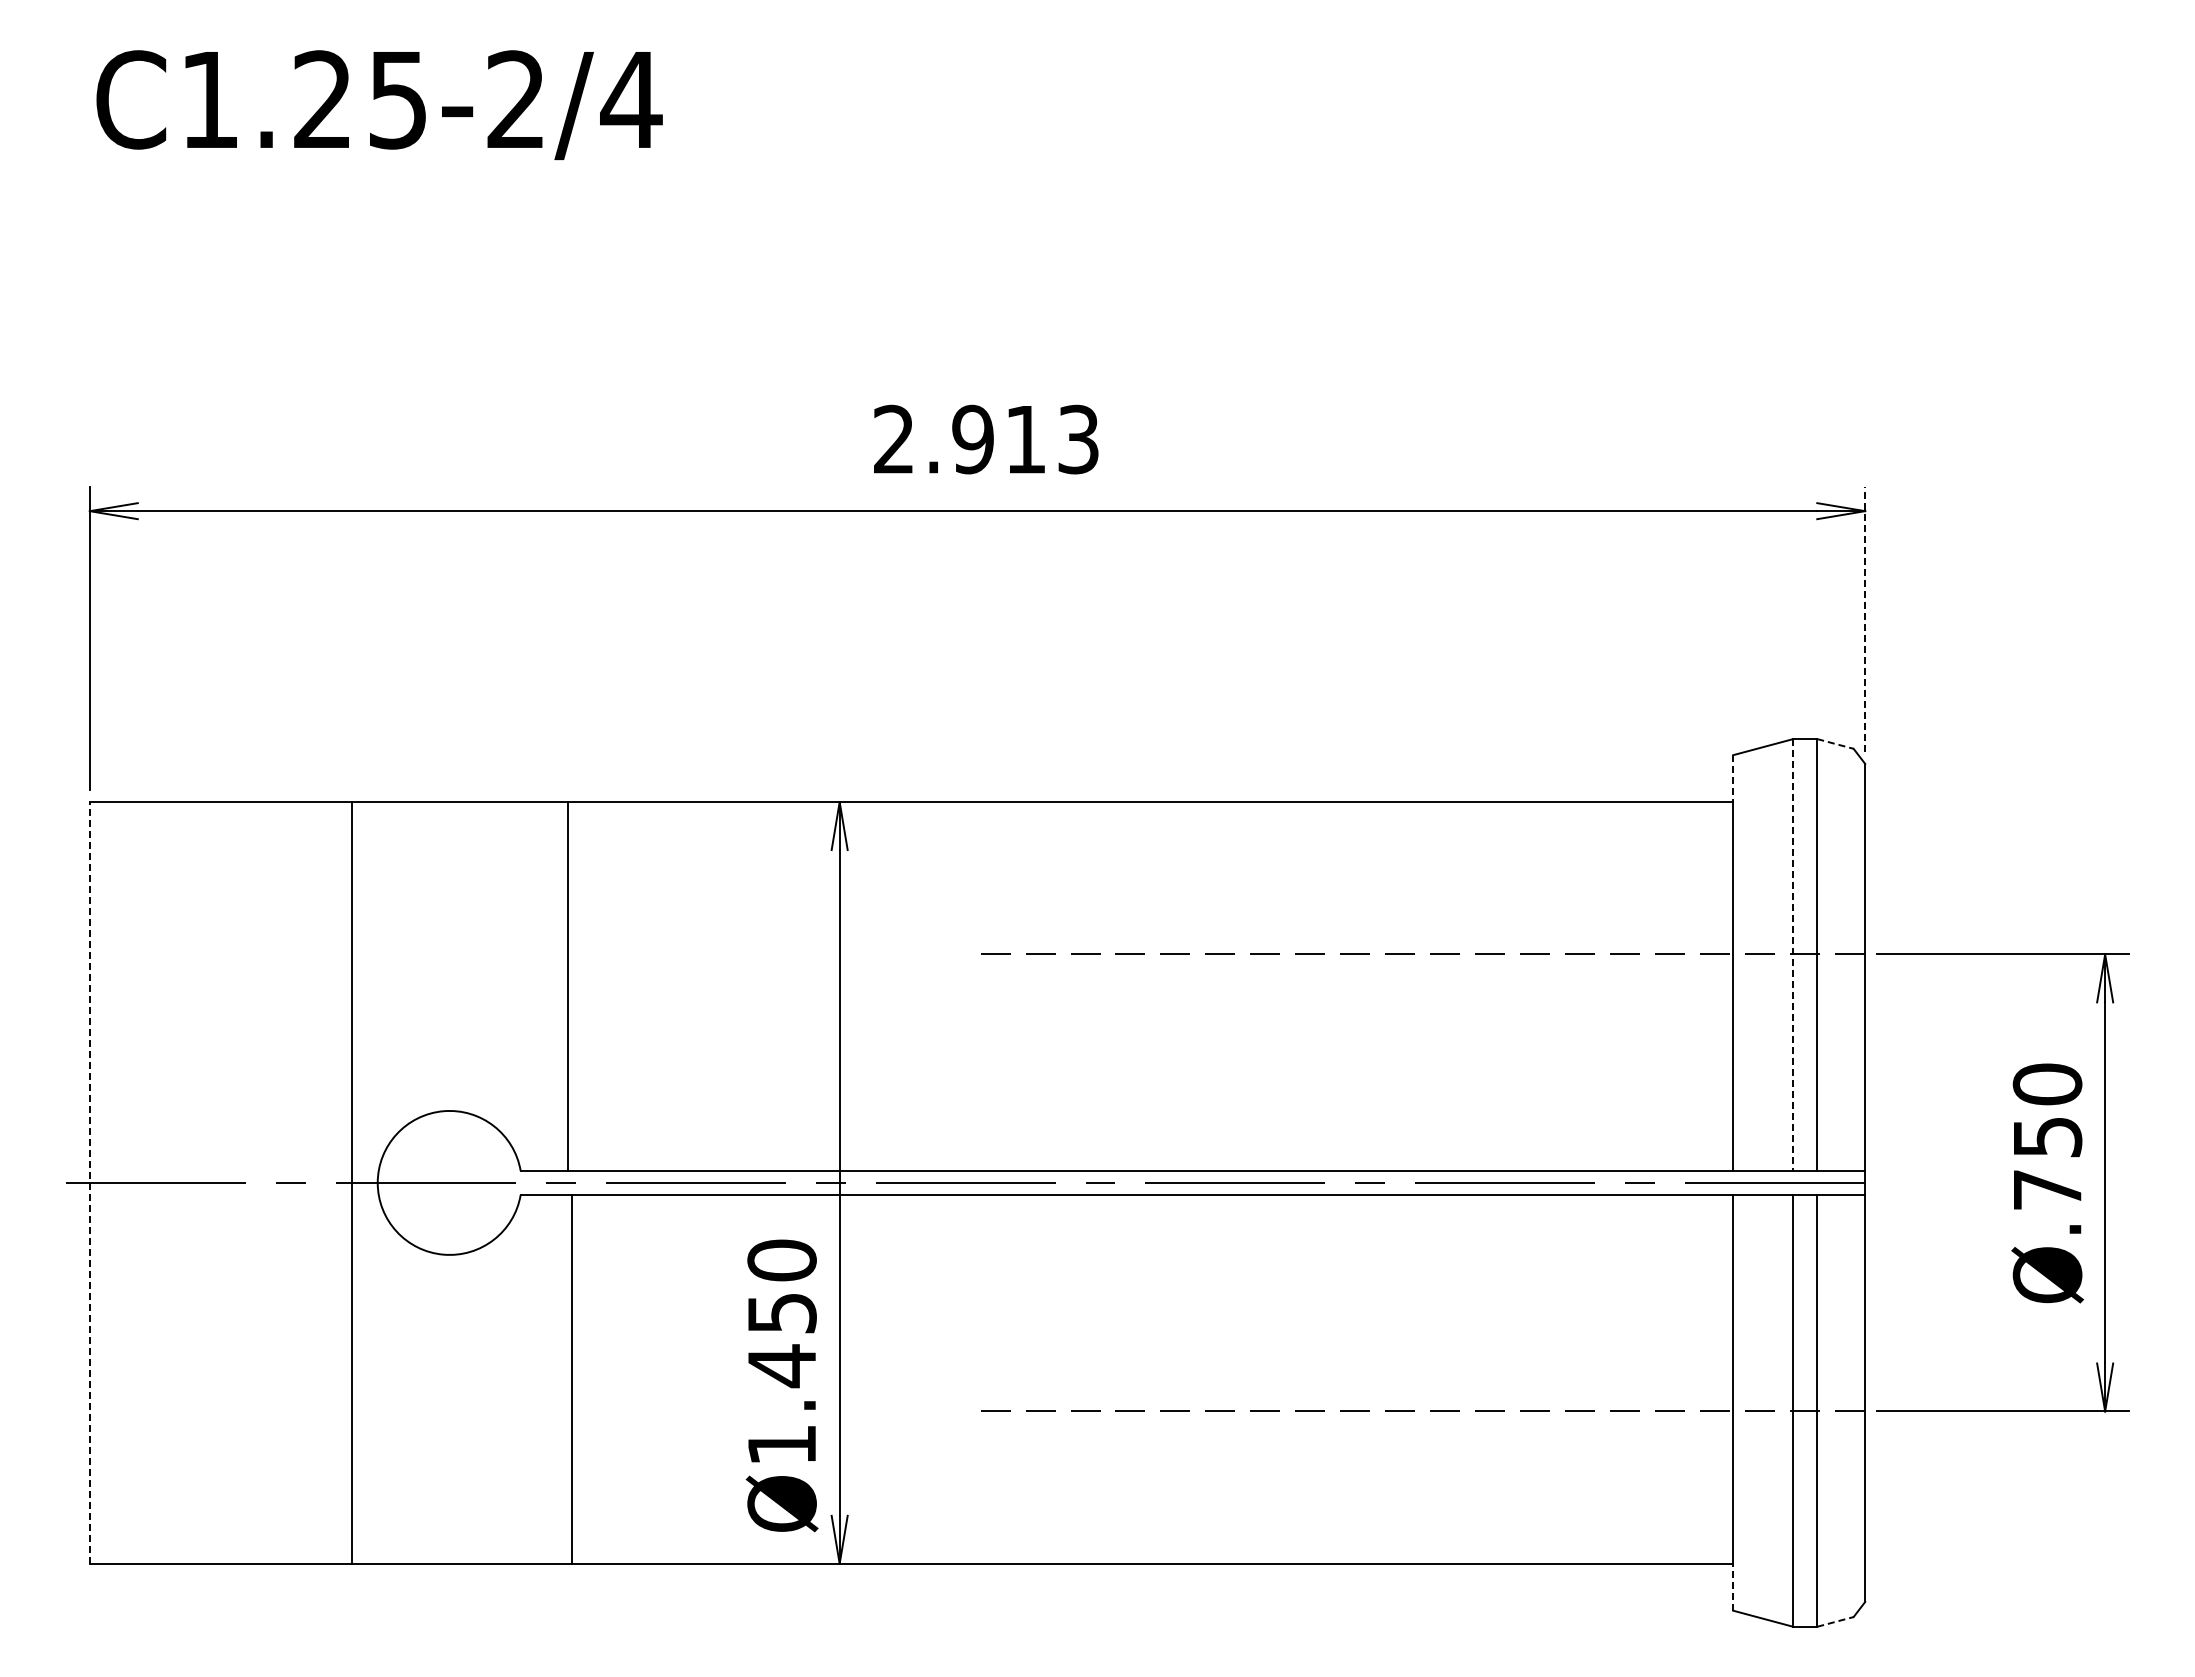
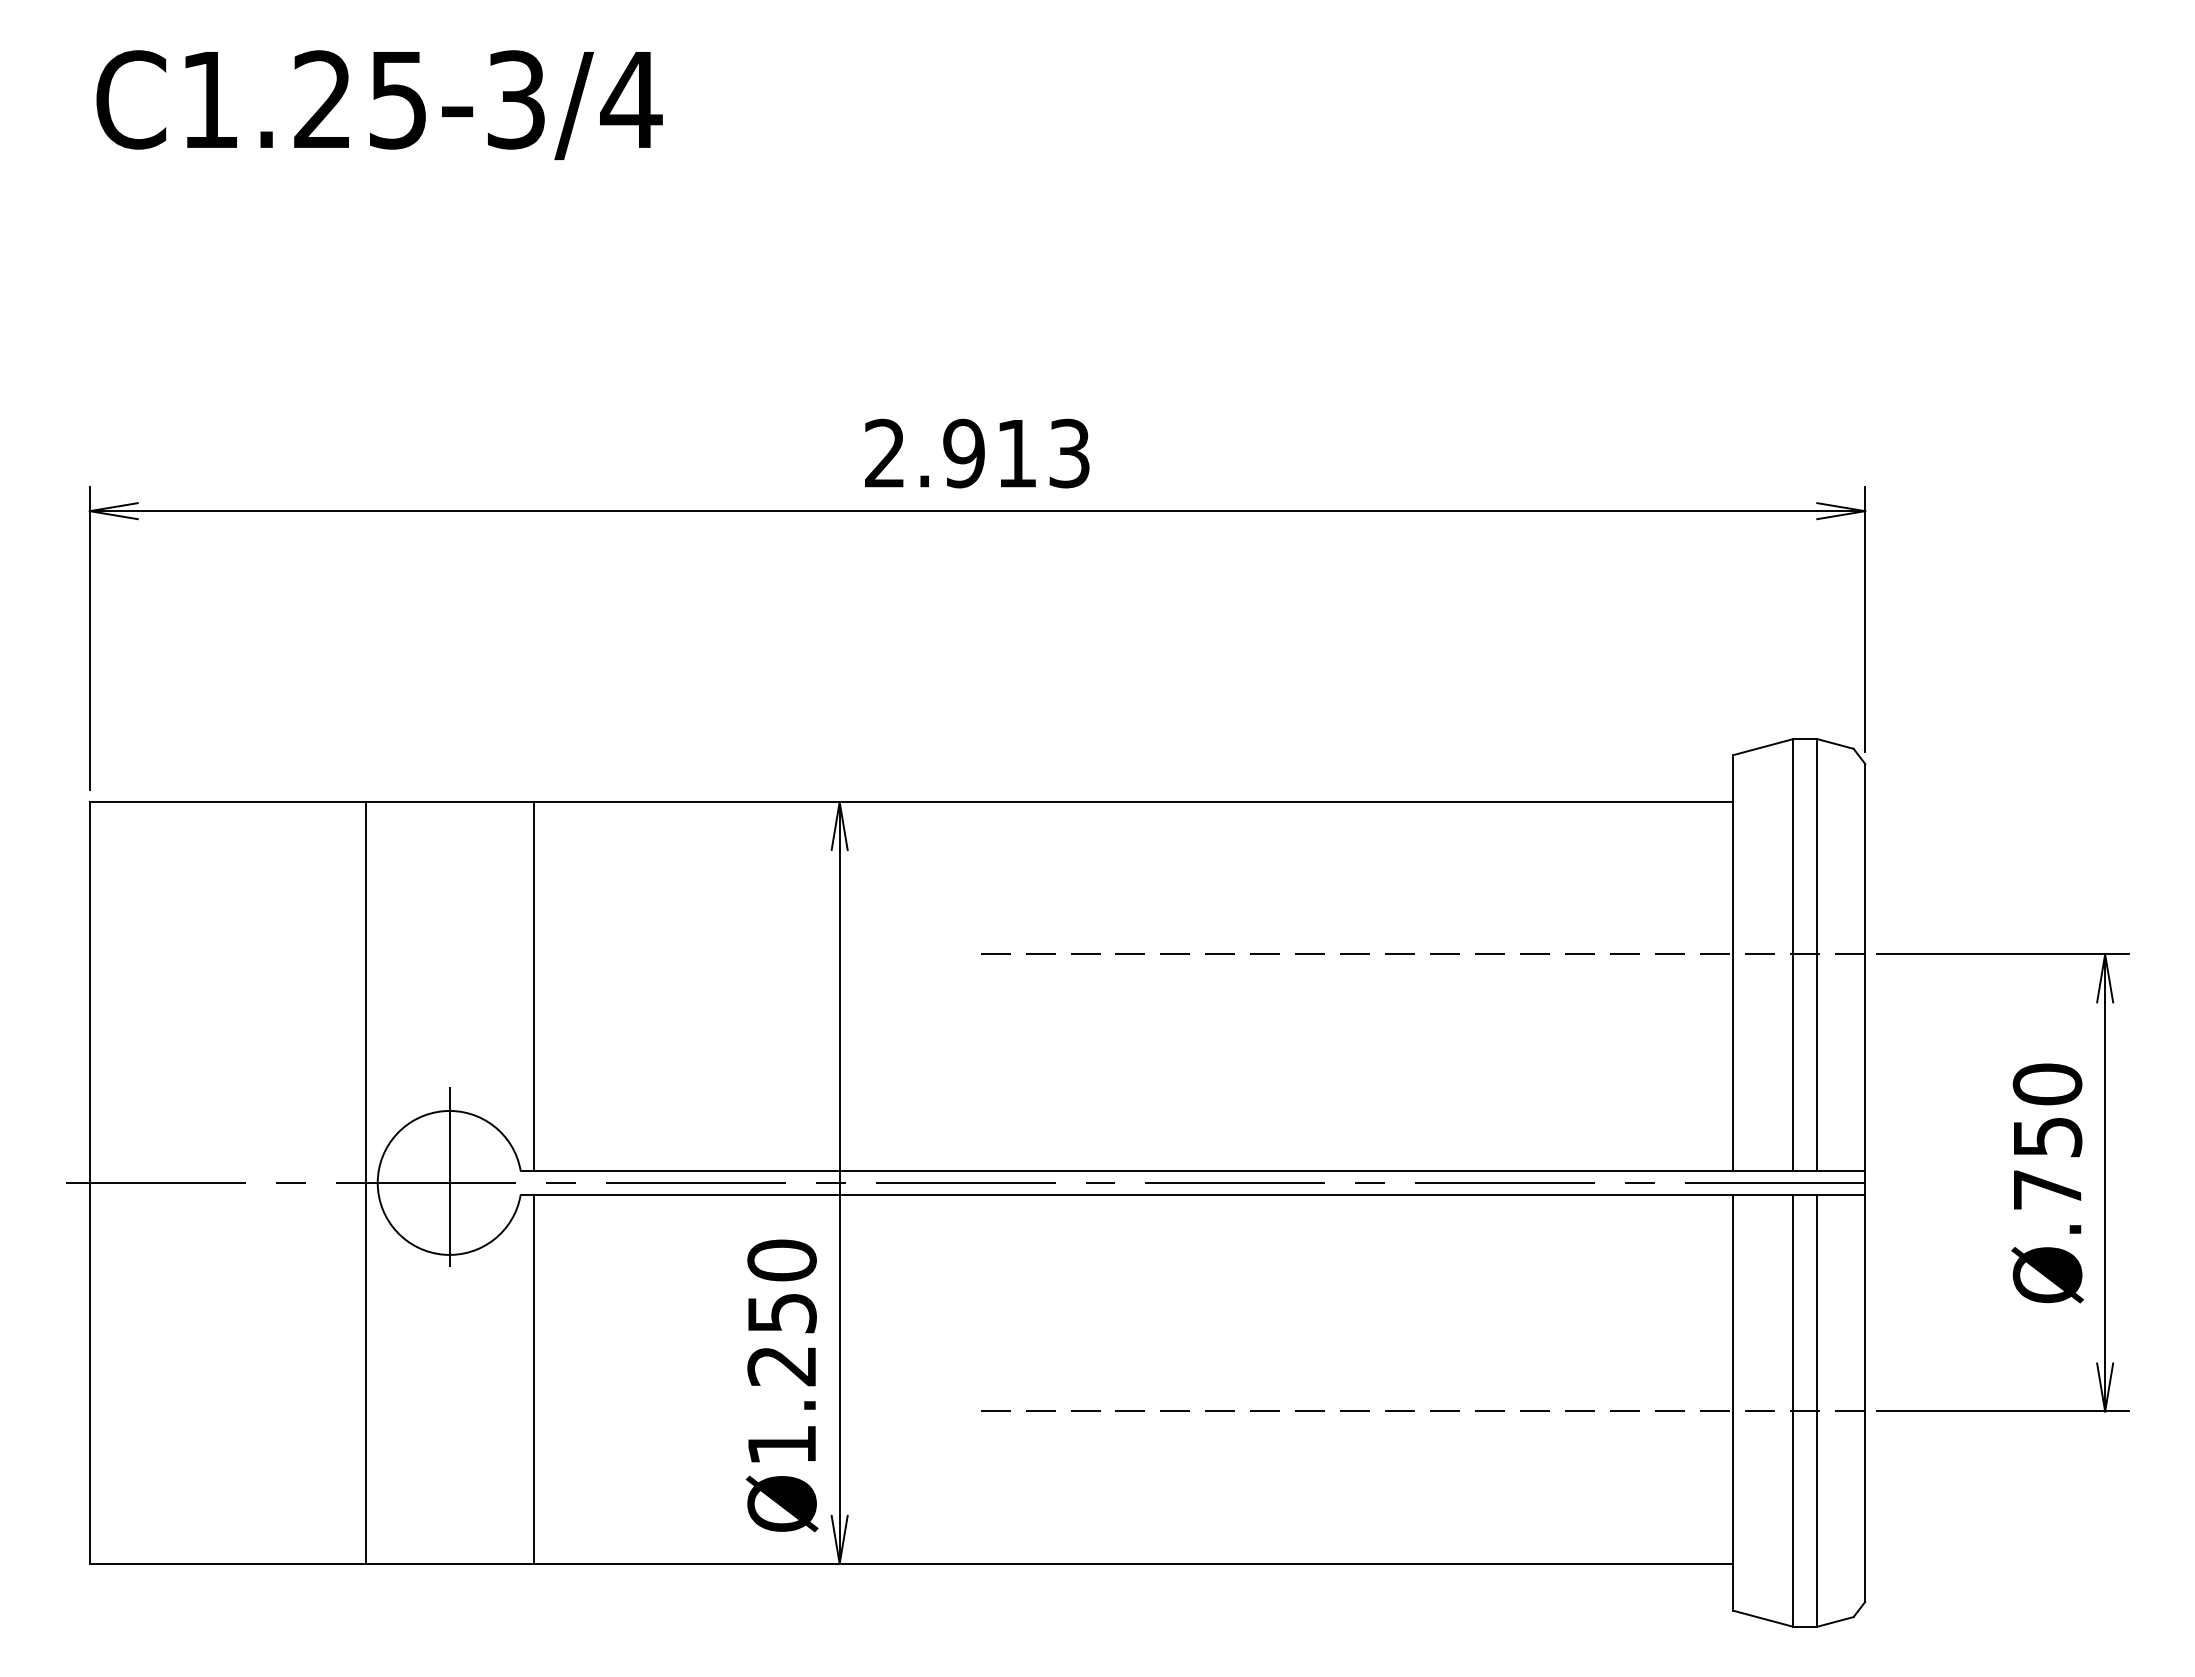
text: C1.25-2/4 -> C1.25-3/4 (515, 99)
text position: (986, 439) -> (977, 453) (977, 453)
line: dashed -> solid (1865, 619)
line: dashed -> solid (1835, 743)
line: dashed -> solid (1733, 779)
line: dashed -> solid (1793, 955)
line position: (567, 986) -> (533, 986) (533, 986)
line: dashed -> solid (89, 1182)
line position: (351, 1182) -> (365, 1182) (365, 1182)
line: none -> present (449, 1182)
text: 1.450 -> 1.250 (781, 1366)
line position: (571, 1378) -> (533, 1378) (533, 1378)
line: dashed -> solid (1733, 1586)
line: dashed -> solid (1835, 1621)
